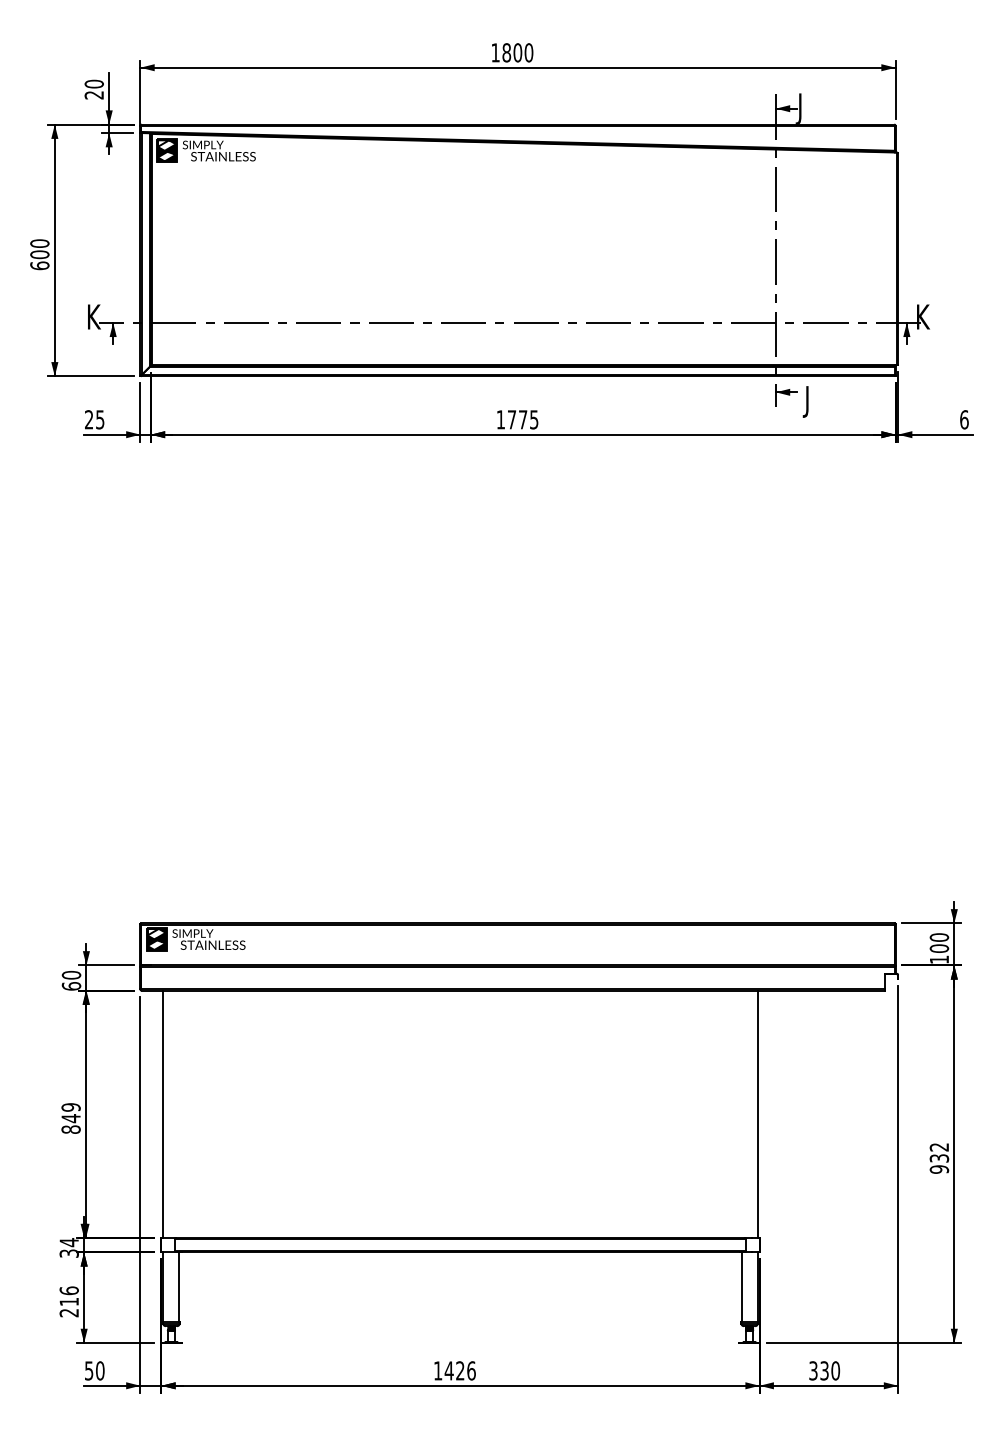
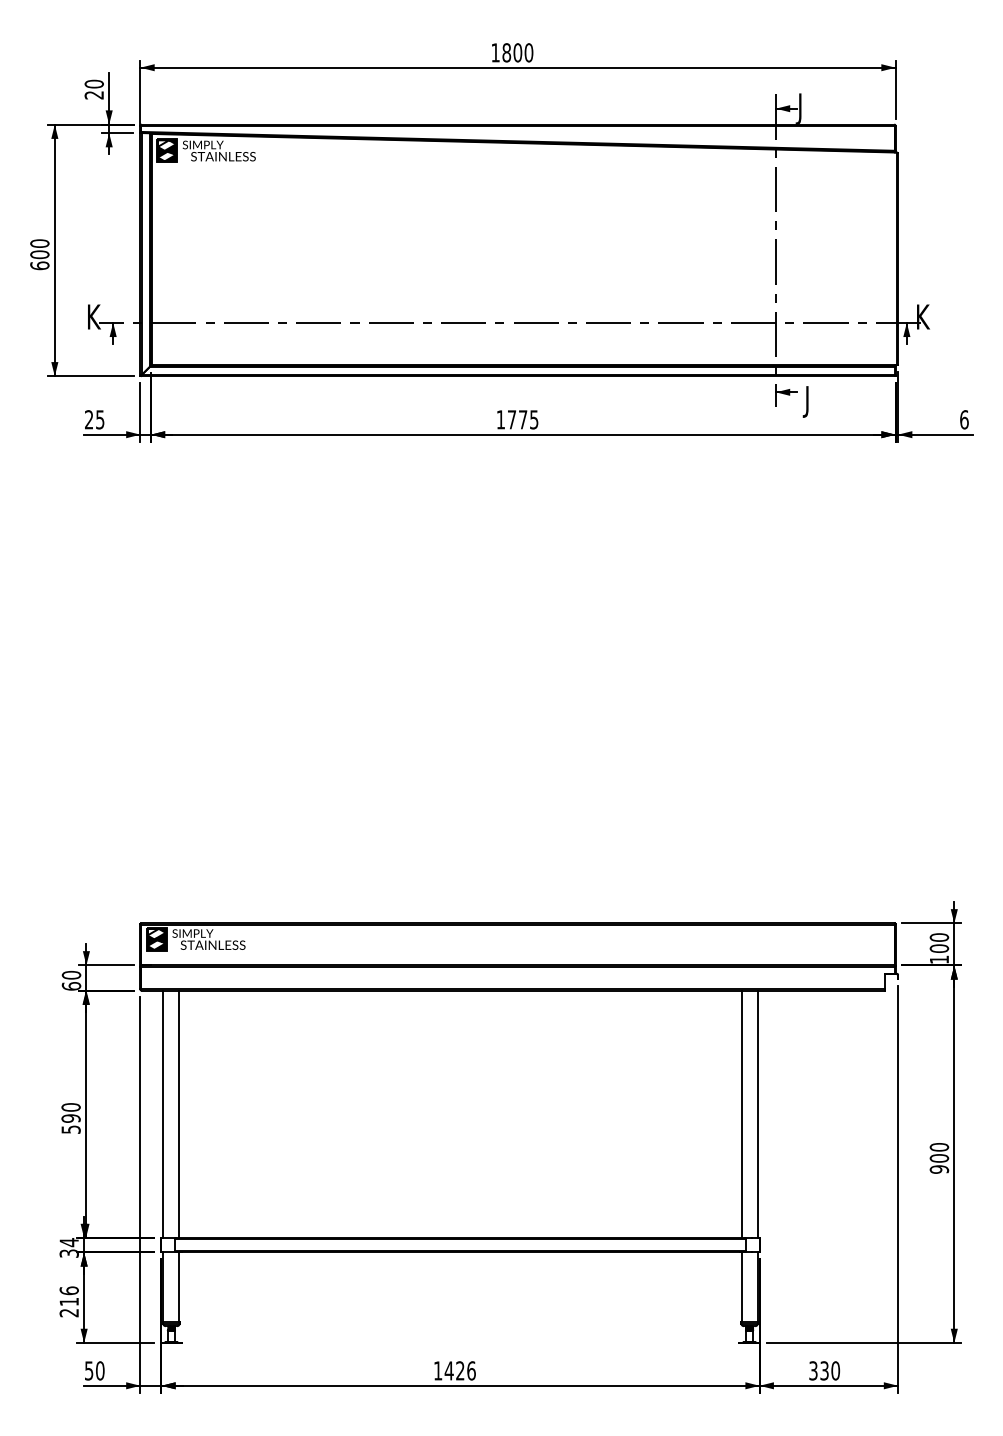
line: none -> present (179, 1114)
line: none -> present (741, 1114)
text: 849 -> 590 (70, 1118)
text: 932 -> 900 (939, 1152)
